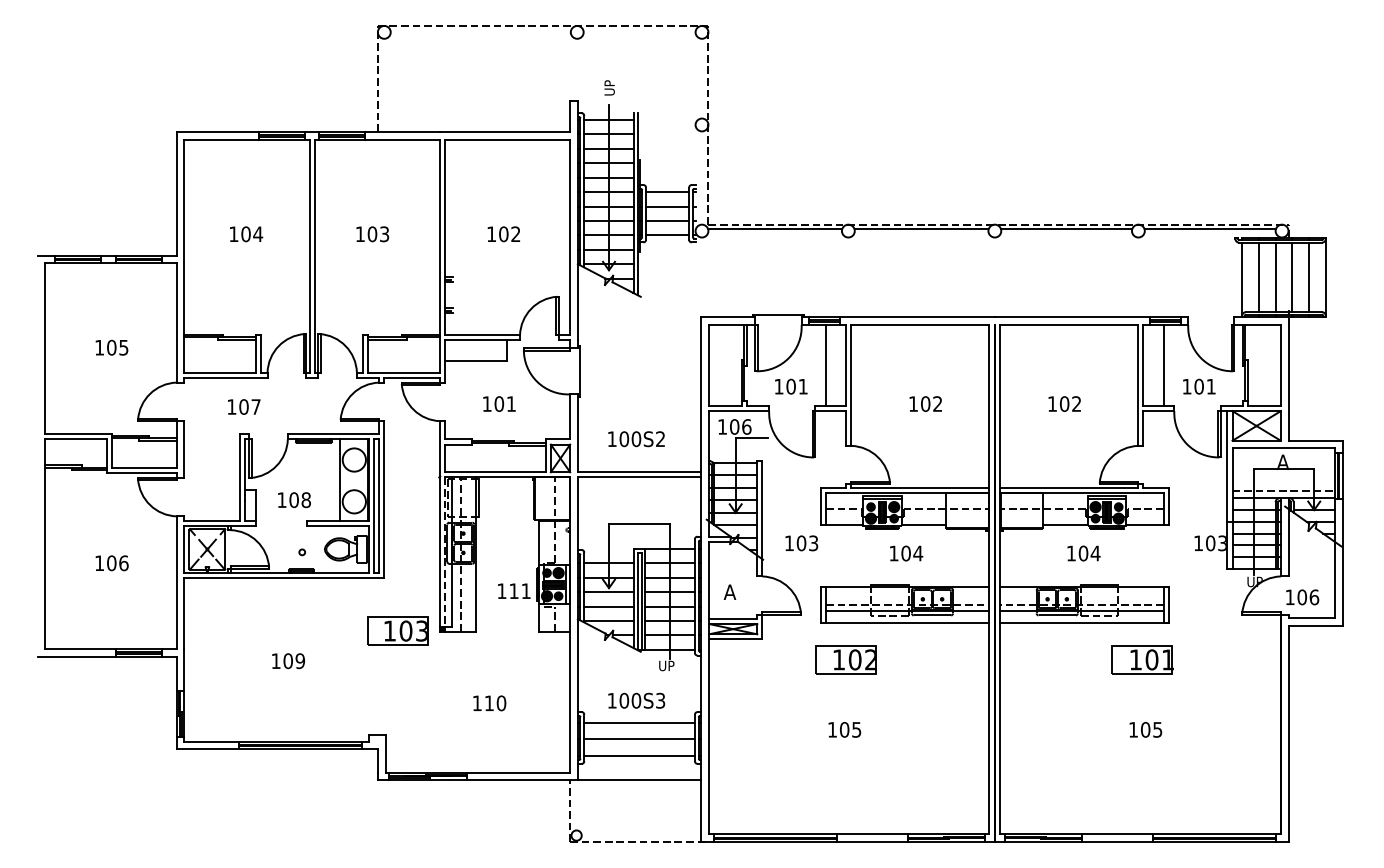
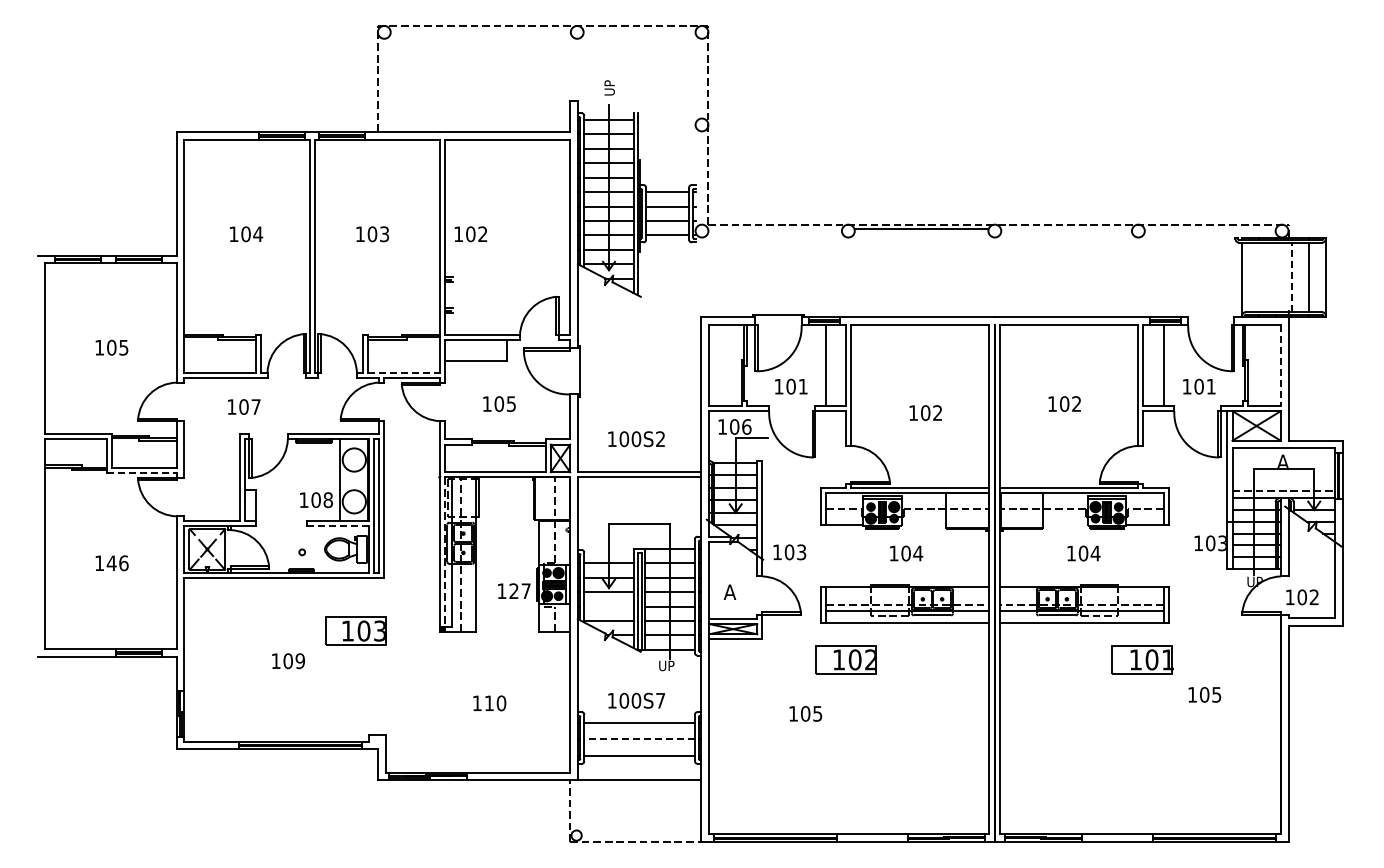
line: present -> none (774, 229)
line: present -> none (1066, 229)
line: present -> none (1209, 229)
text position: (503, 234) -> (470, 234) (470, 234)
line: present -> none (1258, 277)
line: present -> none (1275, 277)
line: solid -> dashed (1292, 277)
line: solid -> dashed (1280, 365)
line: solid -> dashed (404, 372)
text: 101 -> 105 (510, 403)
text position: (925, 403) -> (925, 412) (925, 412)
line: solid -> dashed (141, 472)
text position: (294, 500) -> (316, 500) (316, 500)
line: present -> none (923, 524)
line: present -> none (1065, 524)
line: solid -> dashed (338, 526)
text position: (801, 543) -> (789, 552) (789, 552)
text: 106 -> 146 (111, 563)
text: 111 -> 127 (519, 590)
text: 106 -> 102 (1314, 597)
line: present -> none (608, 606)
part position: (397, 630) -> (355, 630) (355, 630)
text: 100S3 -> 100S7 (660, 700)
text position: (844, 729) -> (805, 713) (805, 713)
text position: (1145, 729) -> (1204, 694) (1204, 694)
line: solid -> dashed (639, 739)
